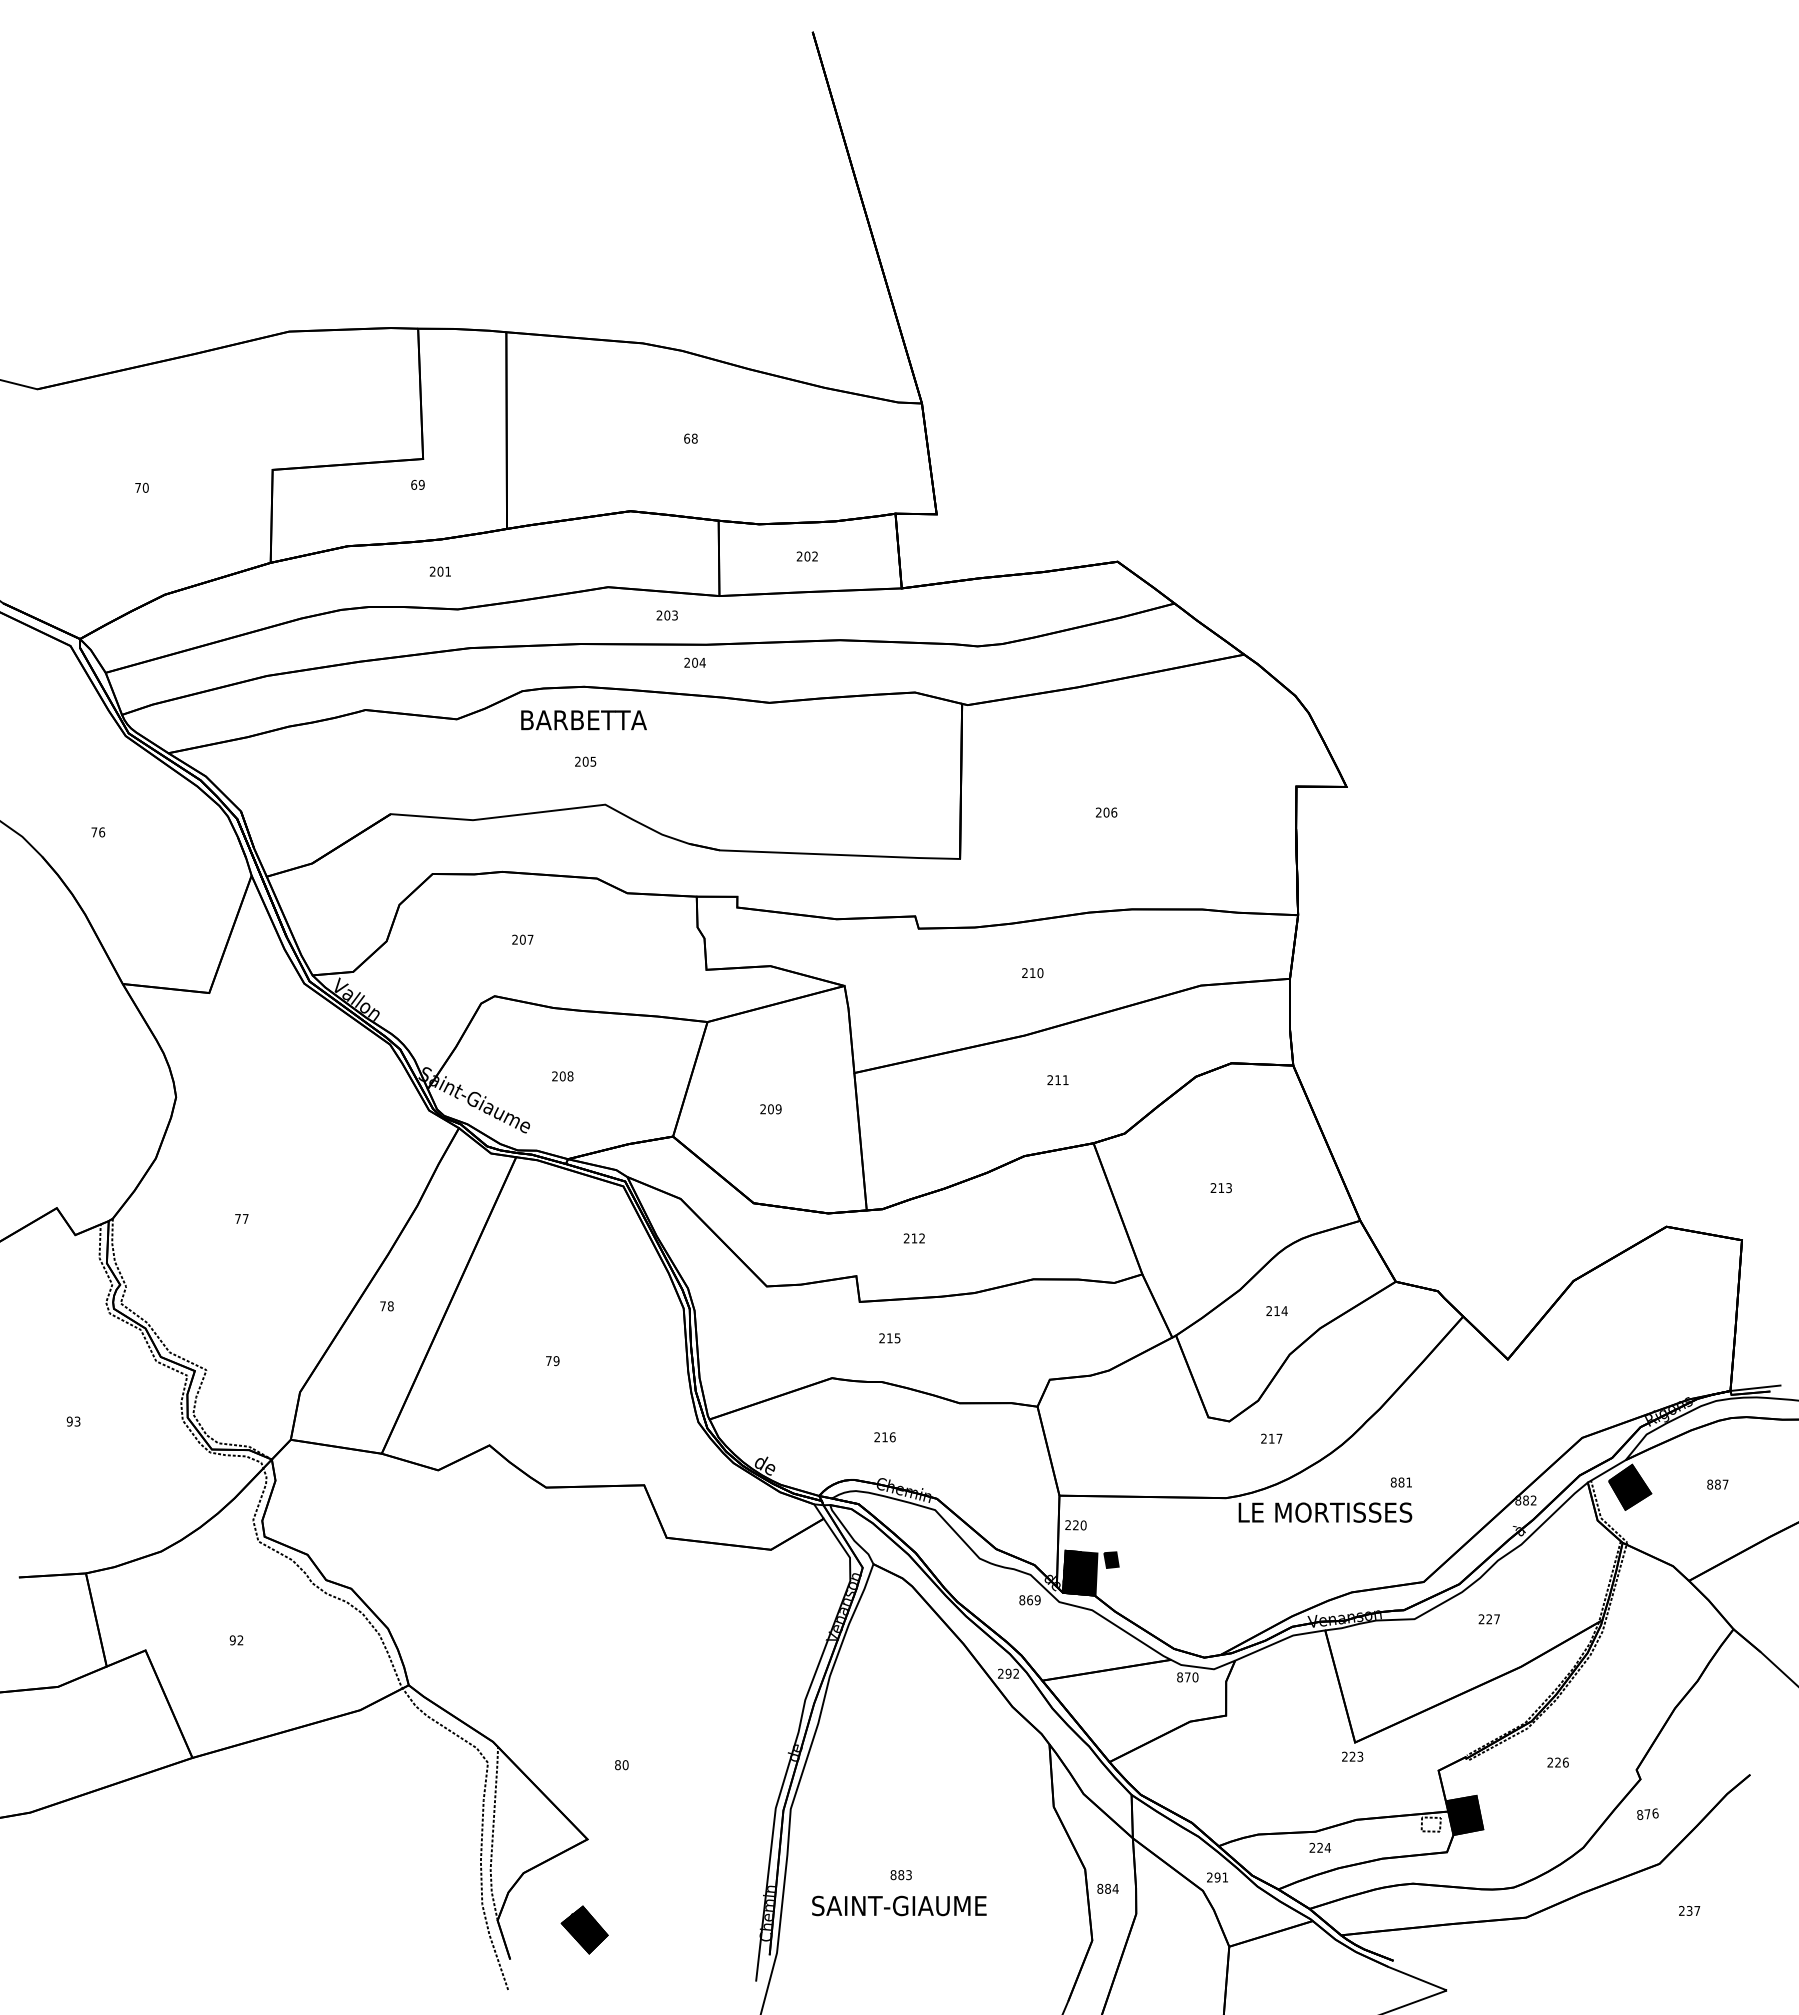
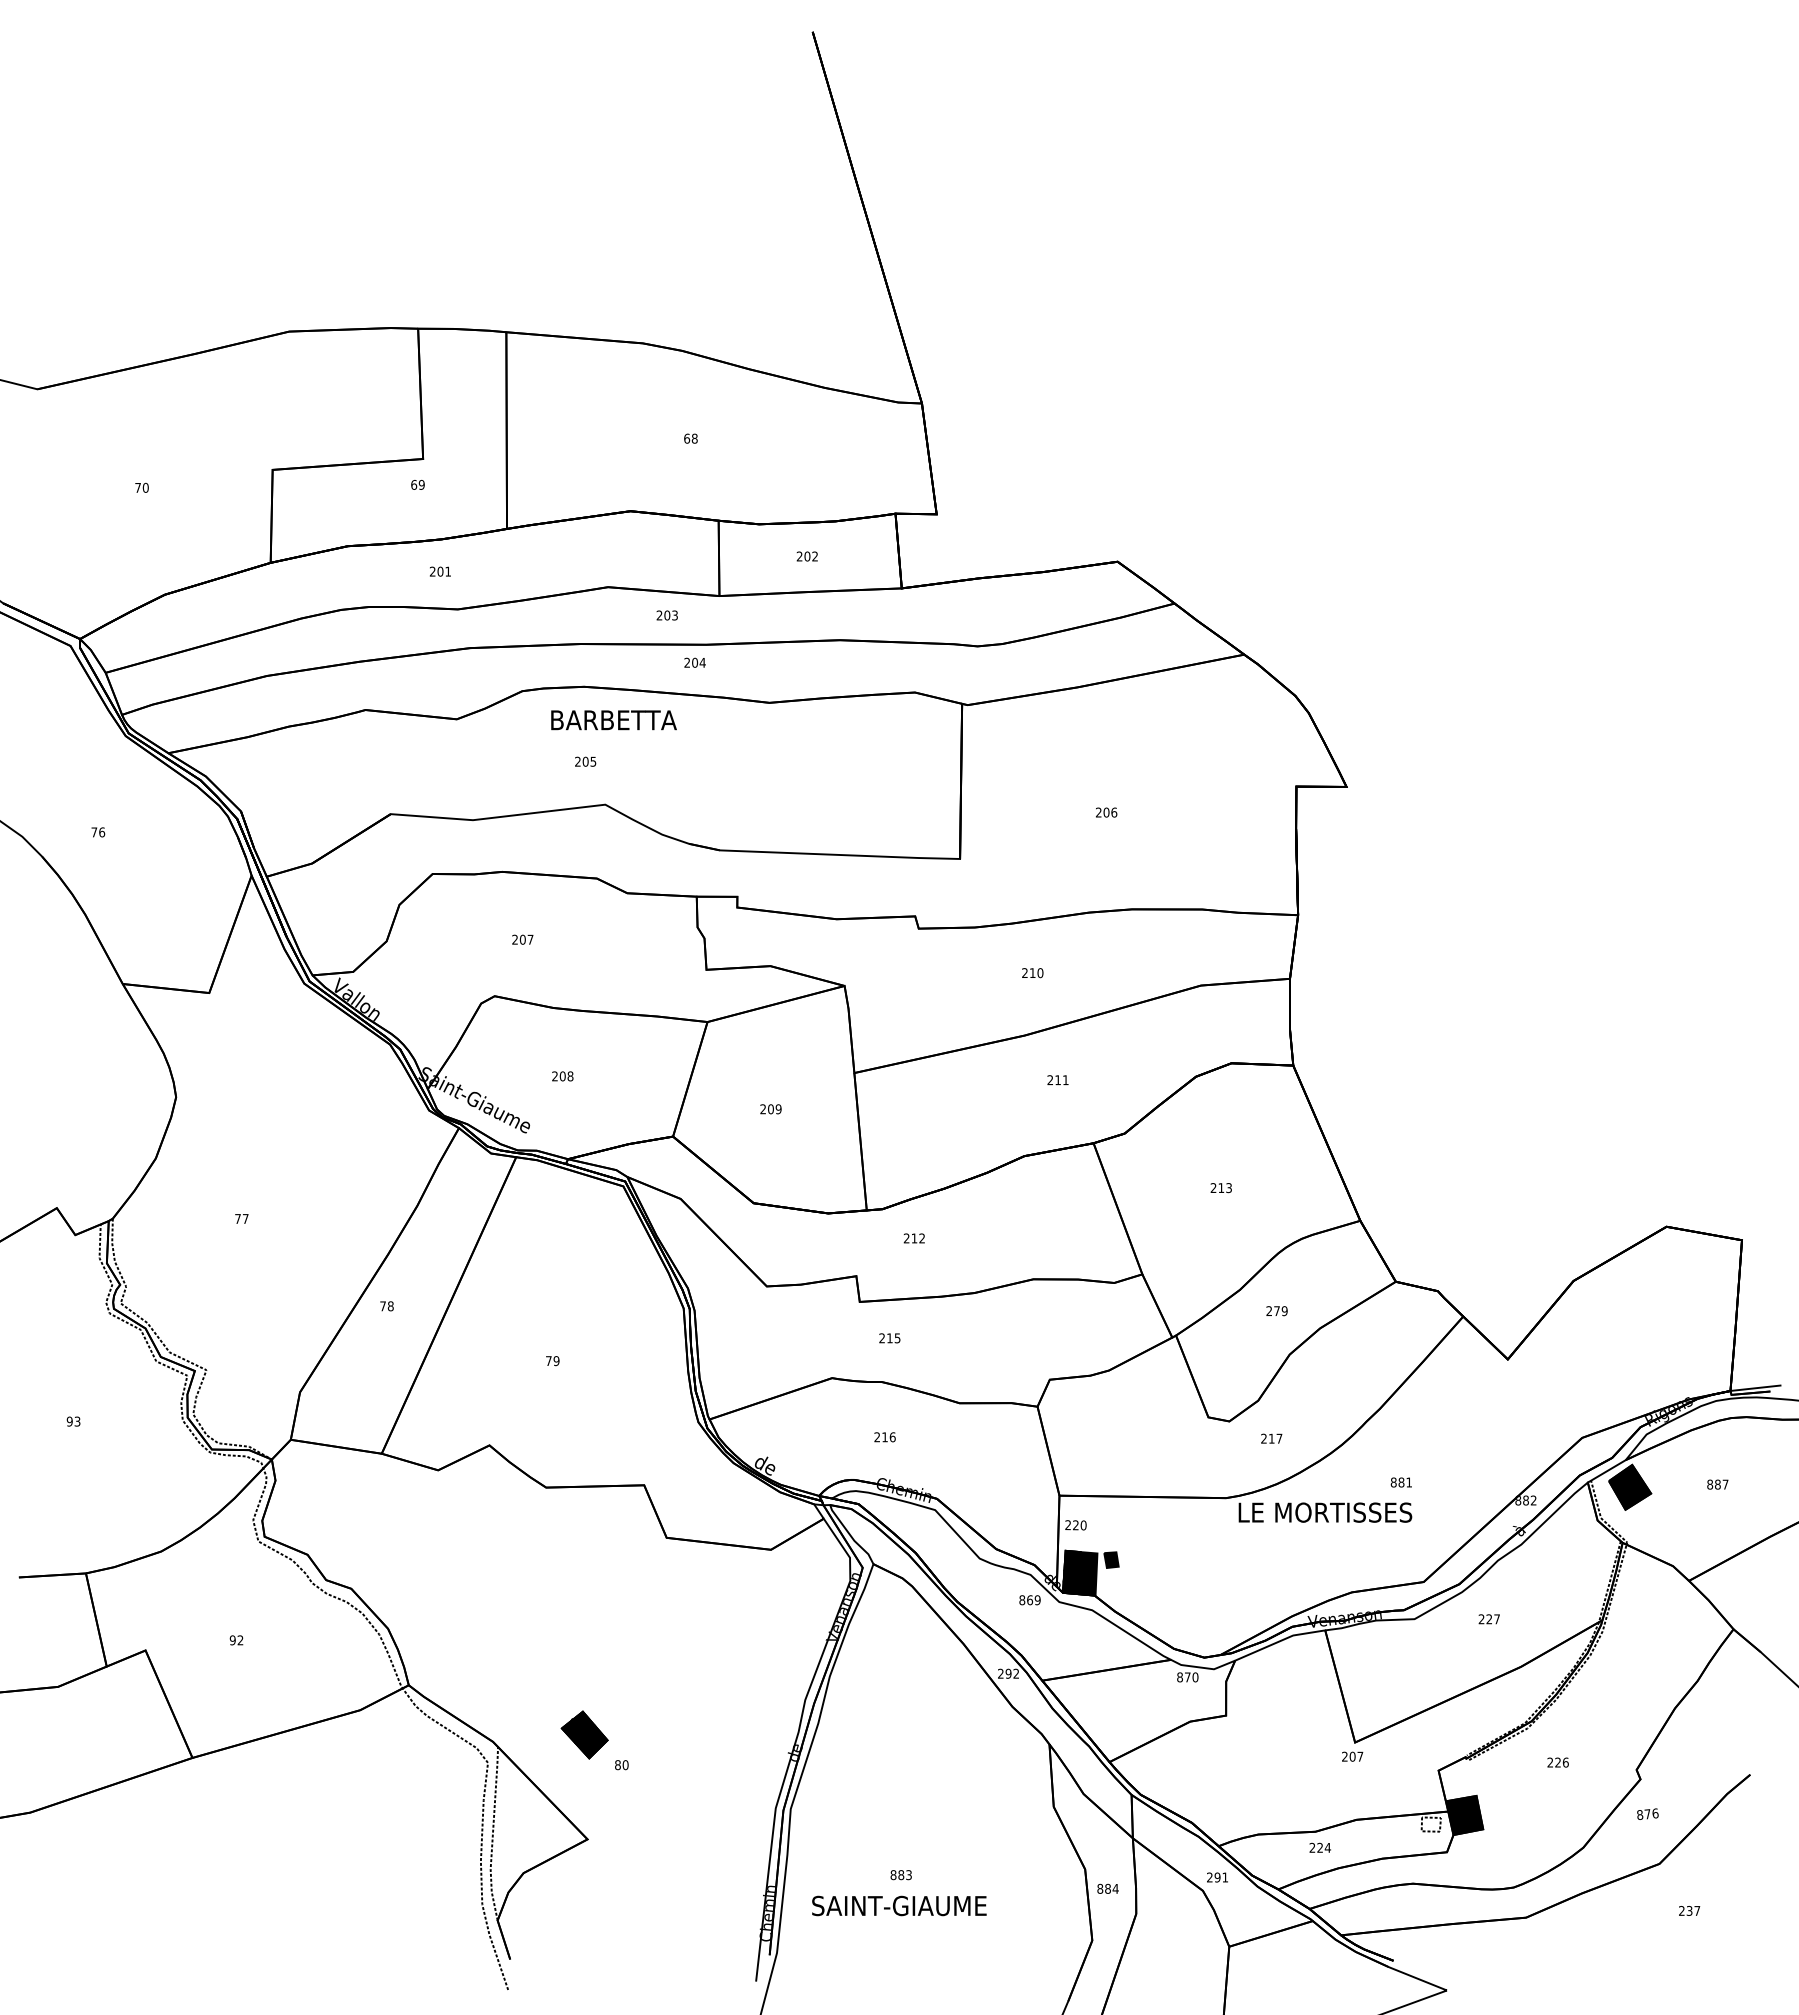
text position: (583, 720) -> (613, 720) (613, 720)
text: 214 -> 279 (1280, 1311)
text: 223 -> 207 (1356, 1756)
part position: (584, 1929) -> (584, 1734) (584, 1734)
